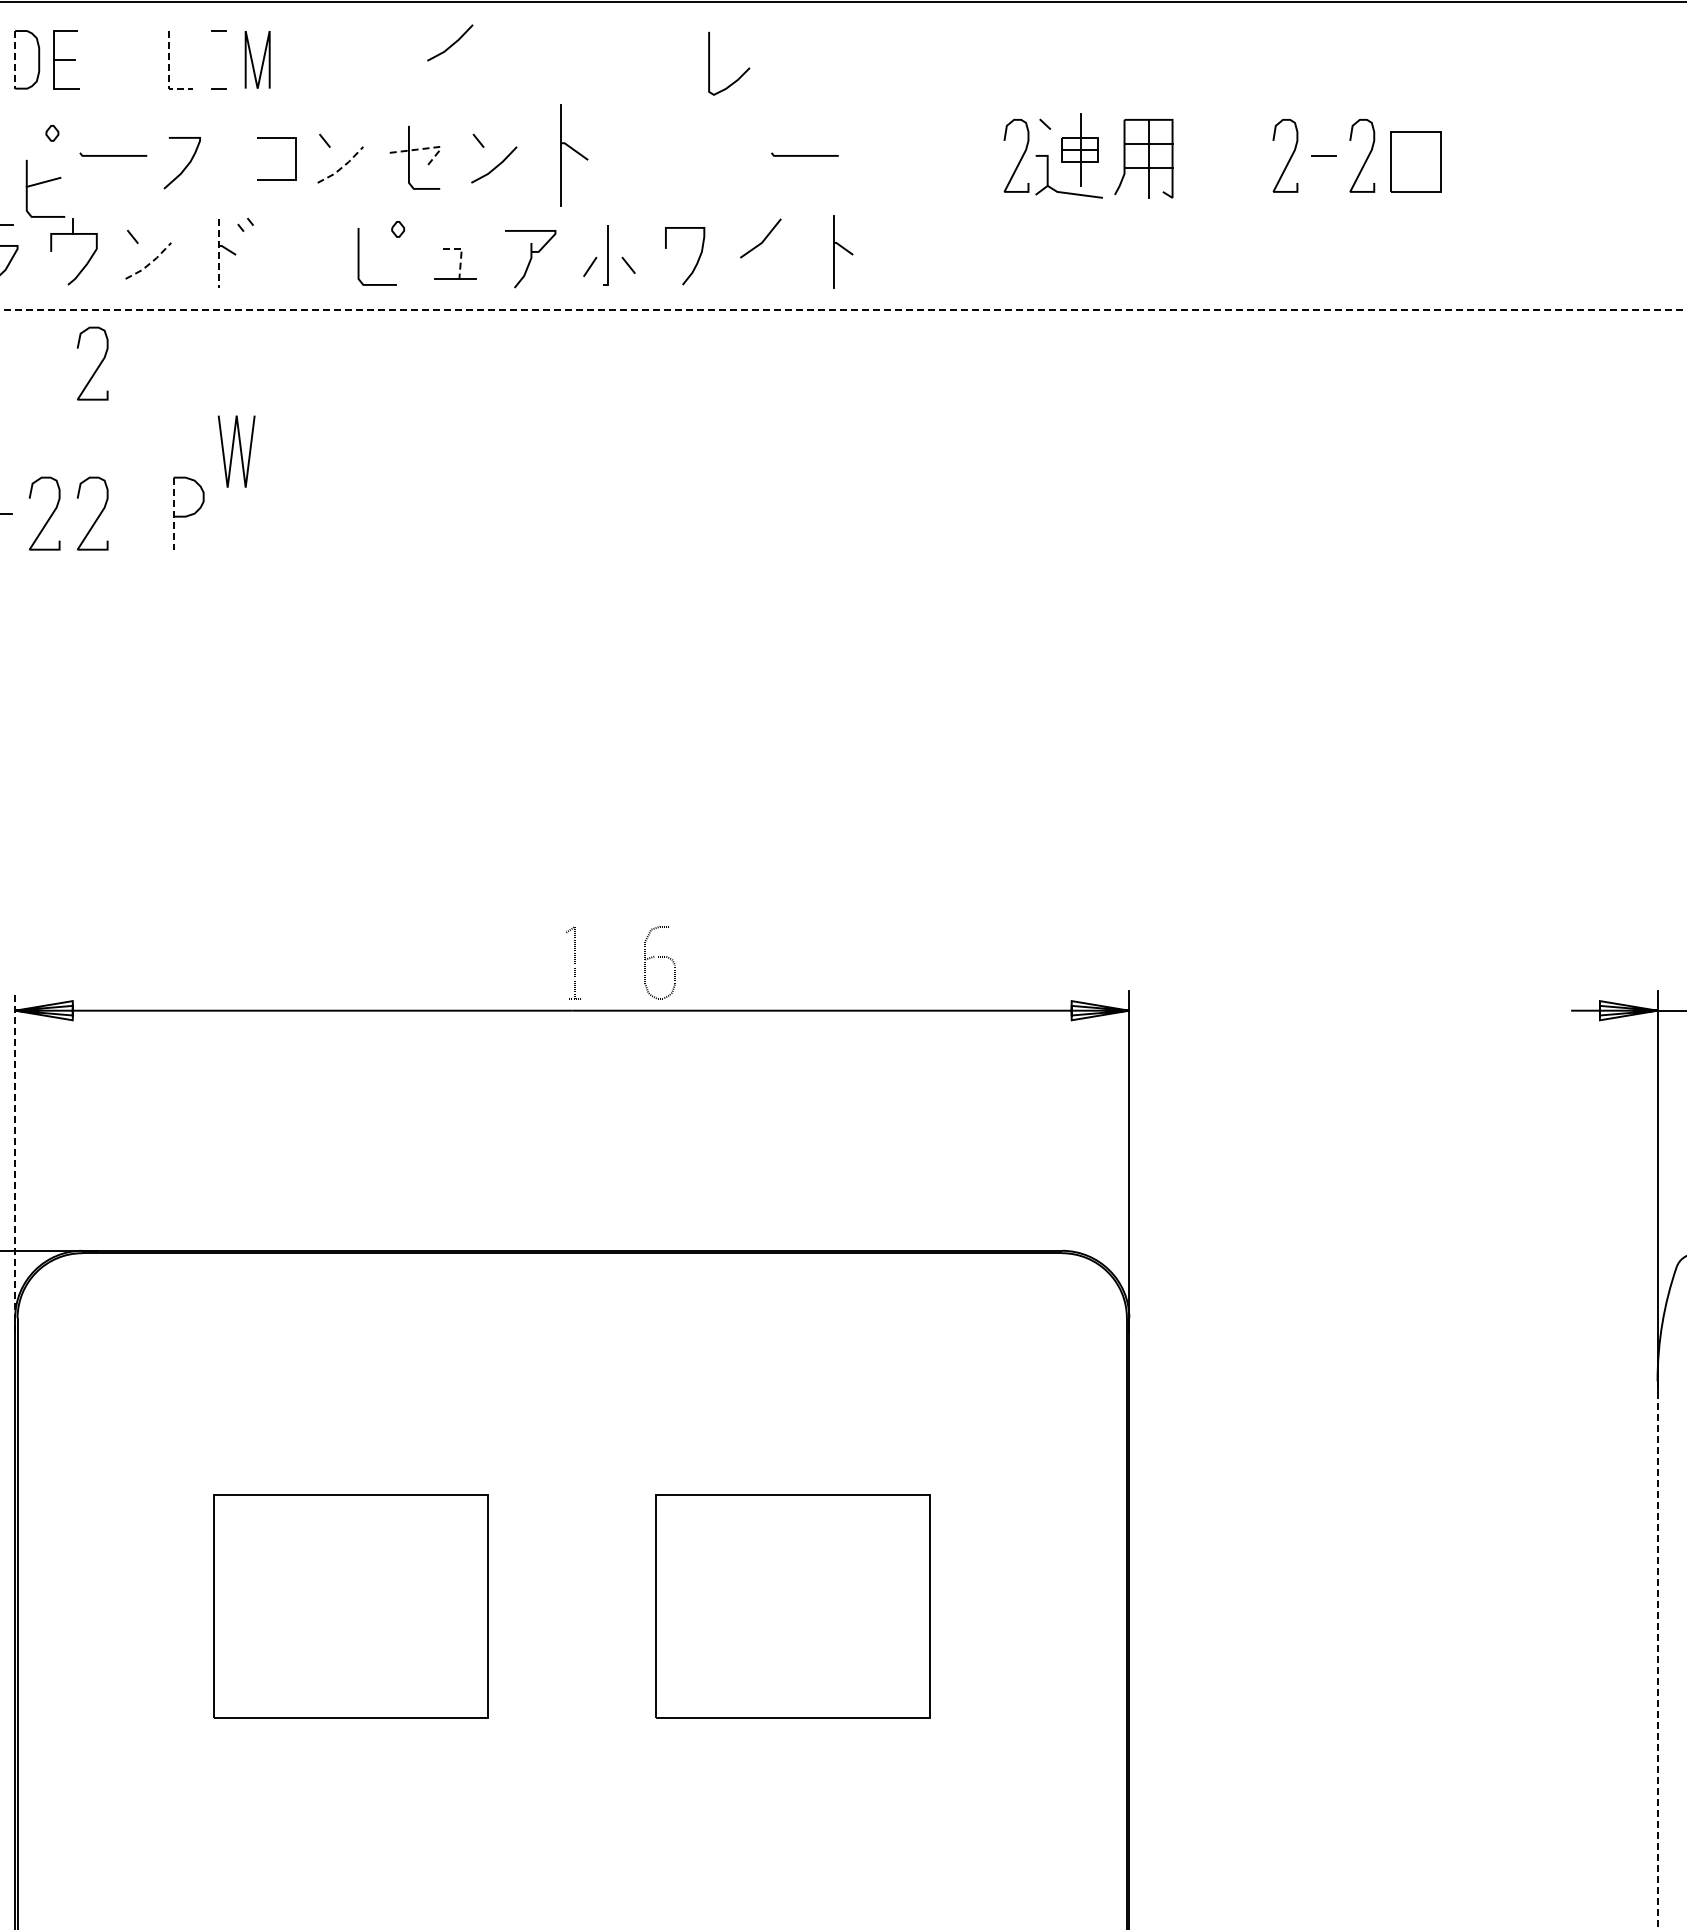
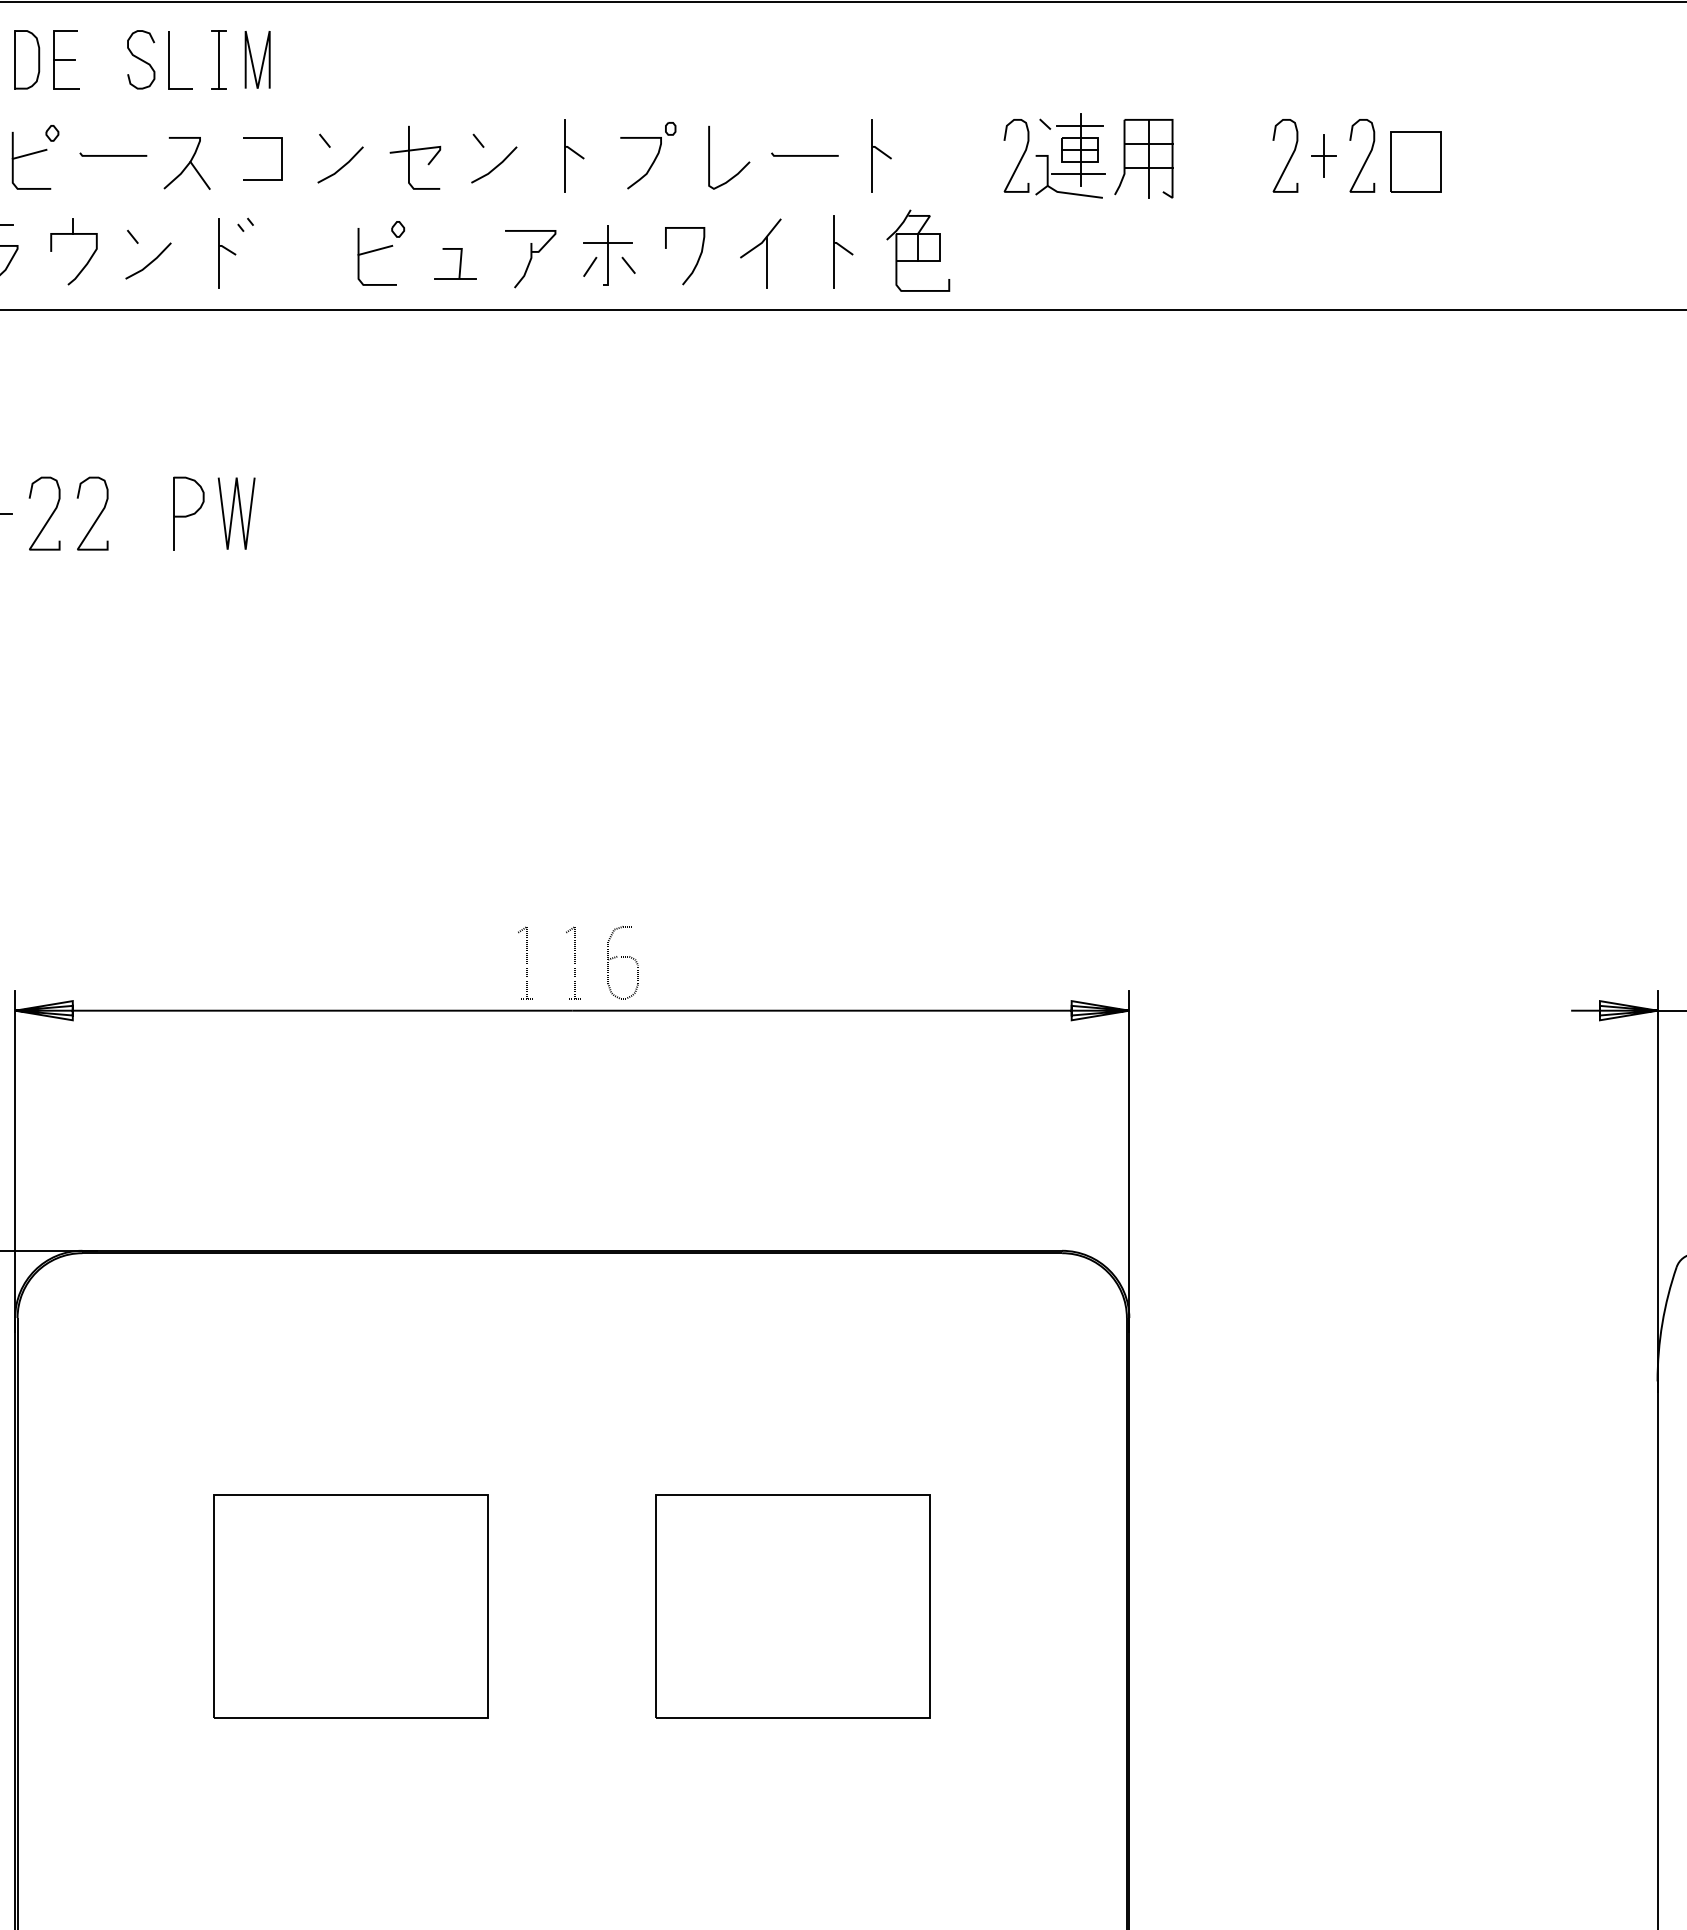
line: present -> none (452, 43)
line: dashed -> solid (15, 59)
curve: none -> present (141, 59)
line: none -> present (219, 59)
line: dashed -> solid (168, 72)
curve position: (741, 74) -> (741, 168) (741, 168)
line: none -> present (1079, 125)
line: dashed -> solid (428, 148)
part size: 29x103 px -> 21x74 px (574, 155)
part: none -> present (881, 155)
line: none -> present (1323, 155)
line position: (295, 158) -> (281, 158) (281, 158)
part: none -> present (654, 158)
line: dashed -> solid (342, 167)
line: none -> present (1078, 173)
line: none -> present (199, 174)
part position: (45, 188) -> (31, 160) (31, 160)
line: none -> present (608, 242)
line: none -> present (375, 249)
part: none -> present (918, 250)
line: dashed -> solid (219, 253)
line: dashed -> solid (461, 253)
line: none -> present (766, 261)
line: dashed -> solid (150, 263)
line: dashed -> solid (844, 309)
curve: present -> none (97, 366)
line position: (233, 451) -> (233, 513) (233, 513)
line: dashed -> solid (173, 514)
curve position: (658, 957) -> (621, 957) (621, 957)
part: none -> present (525, 962)
line: dashed -> solid (15, 1161)
line: dashed -> solid (1657, 1655)
